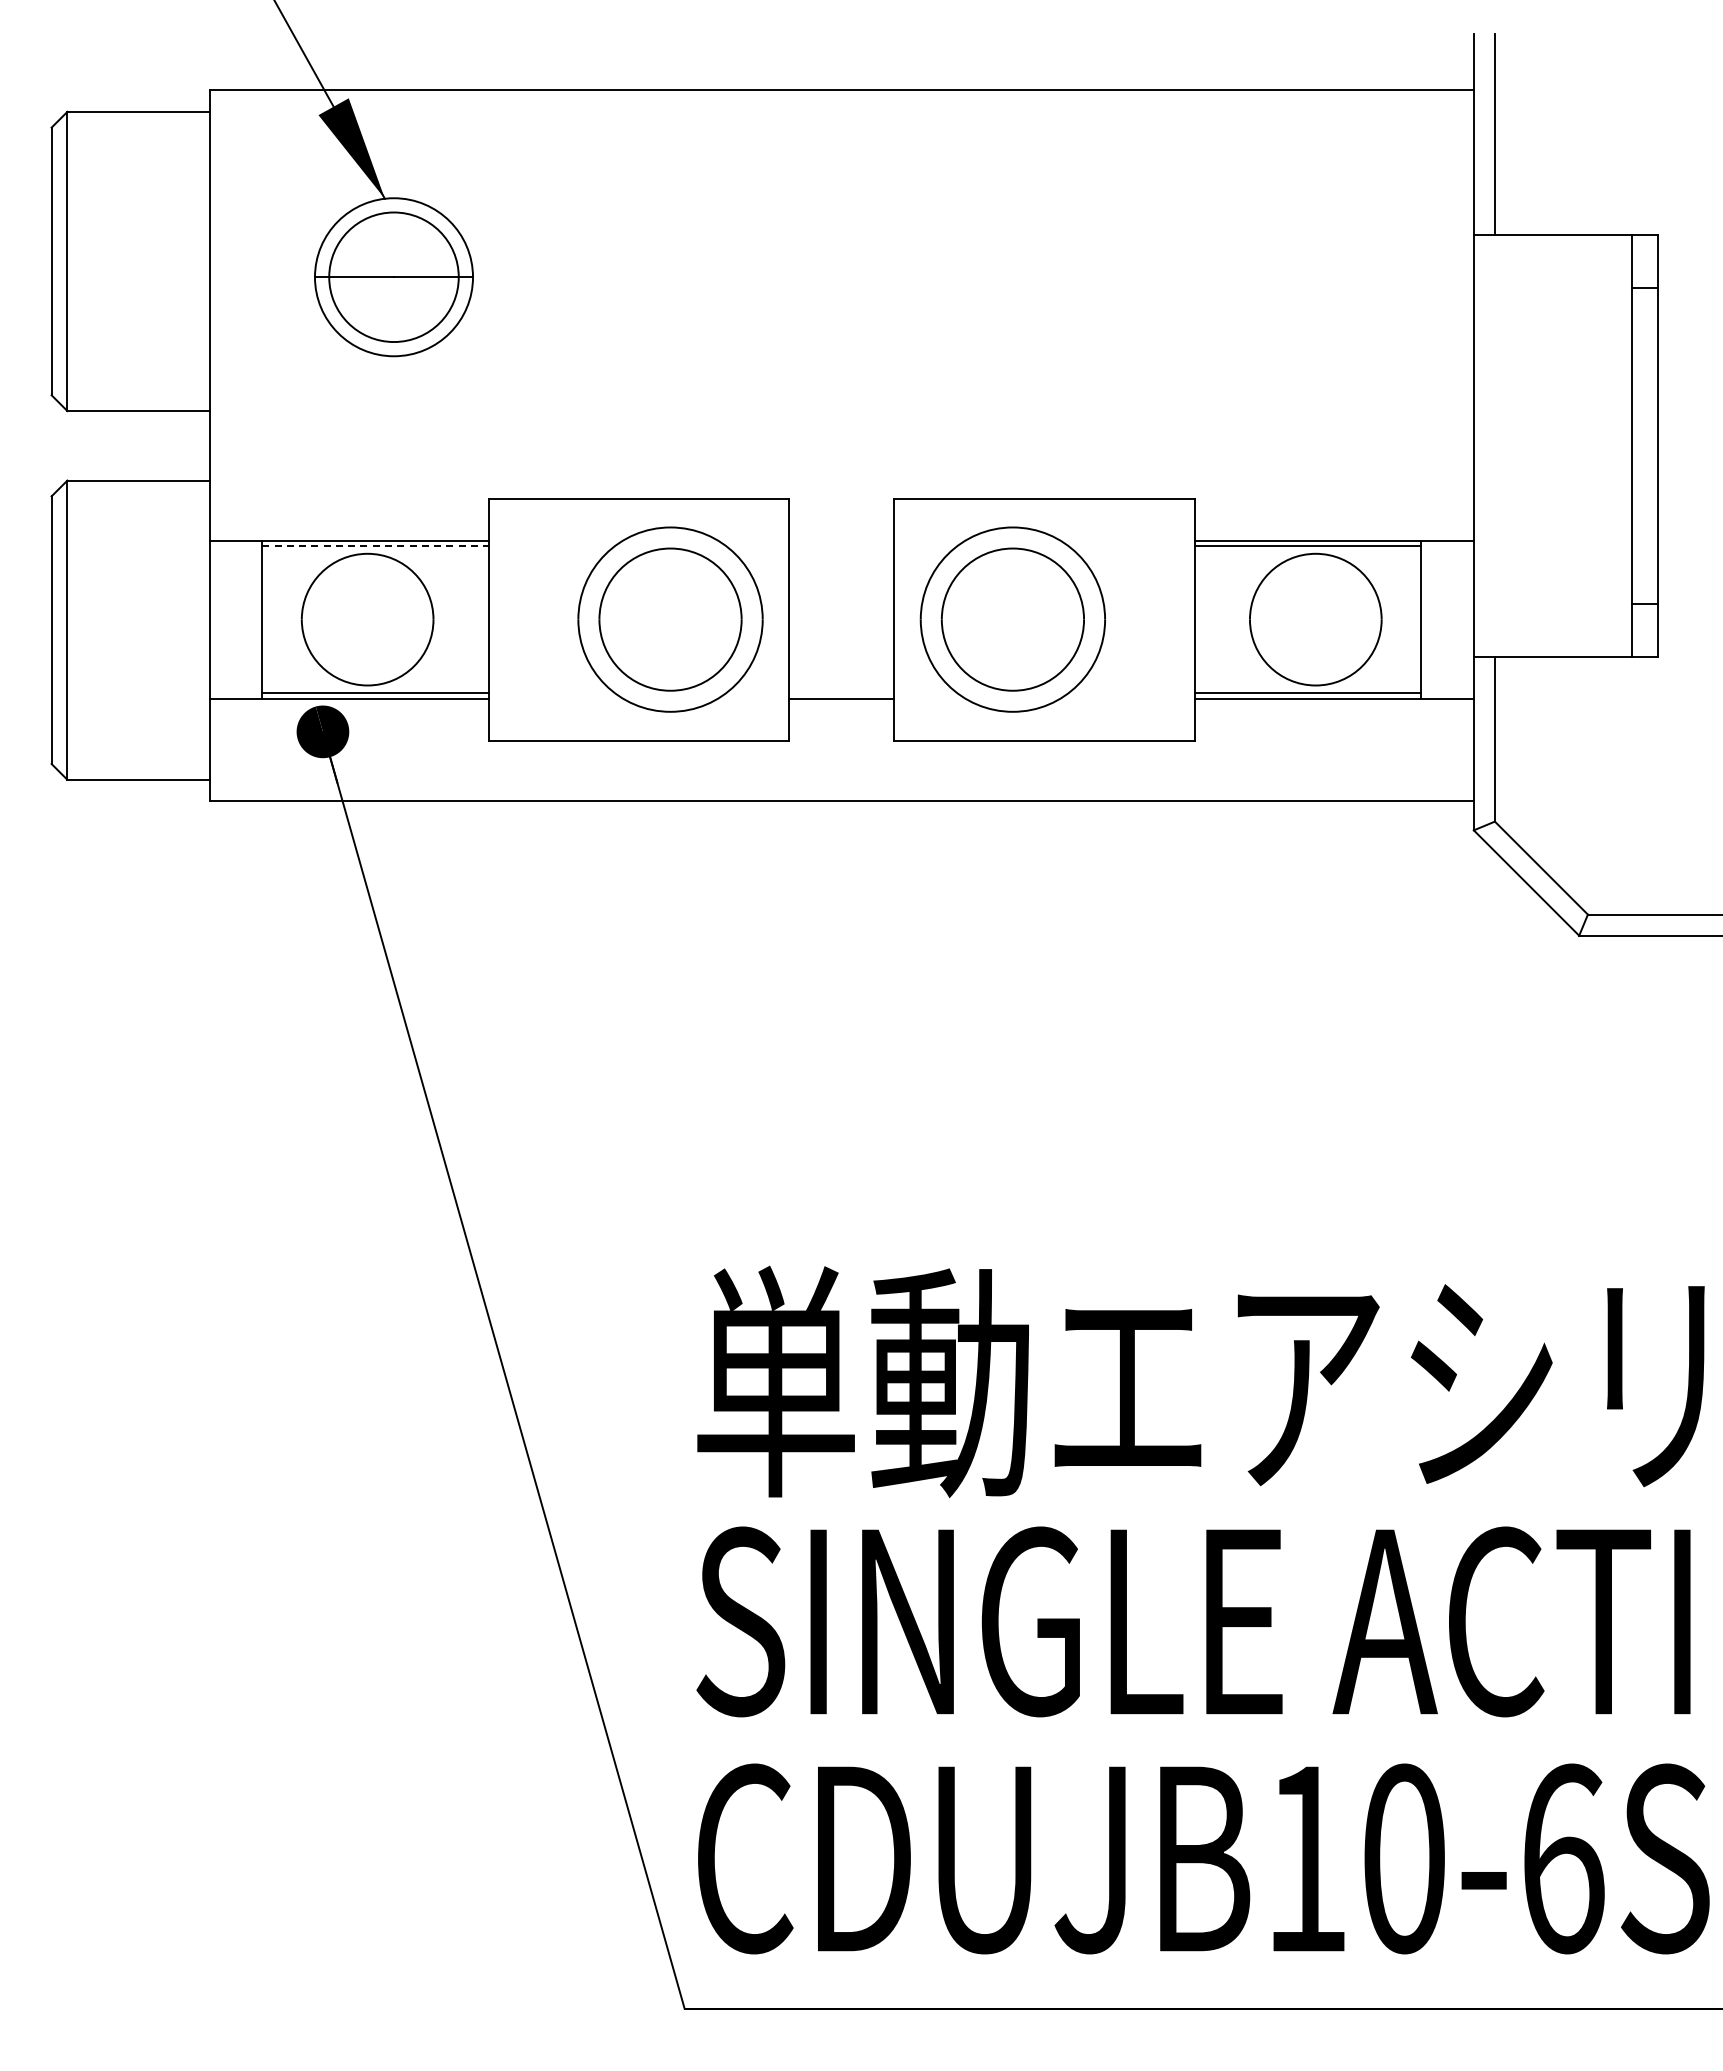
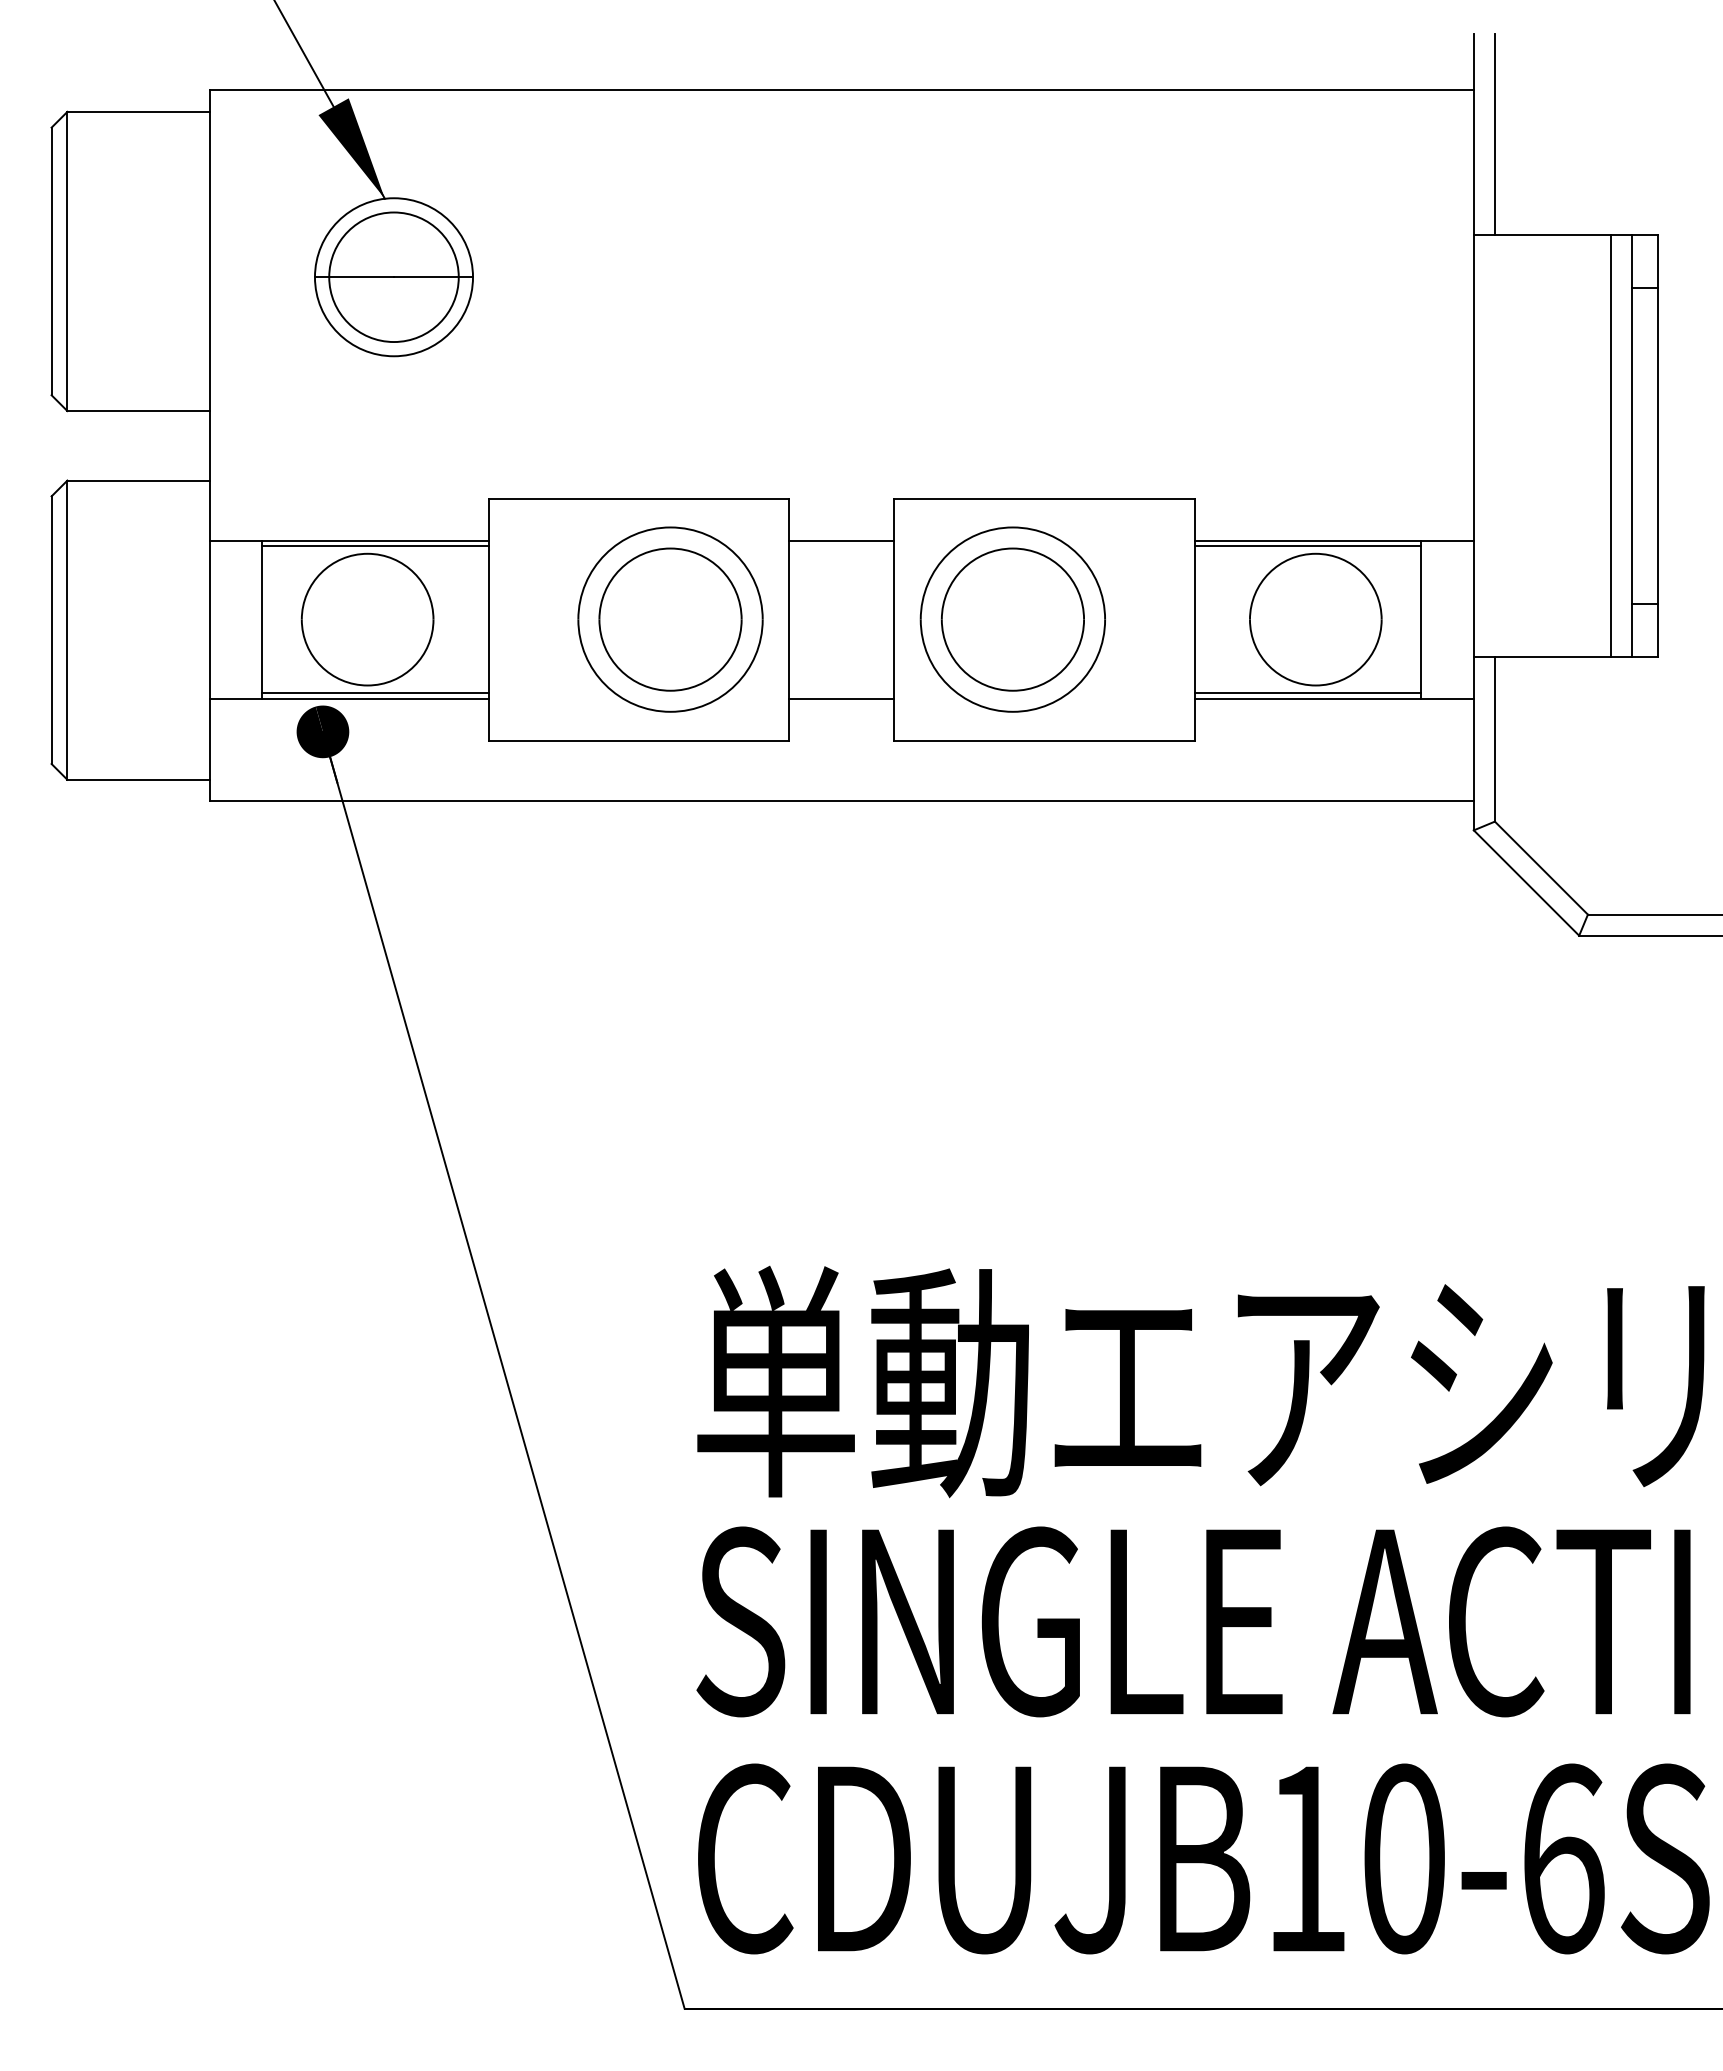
line: none -> present (1610, 445)
line: none -> present (841, 540)
line: dashed -> solid (376, 545)
